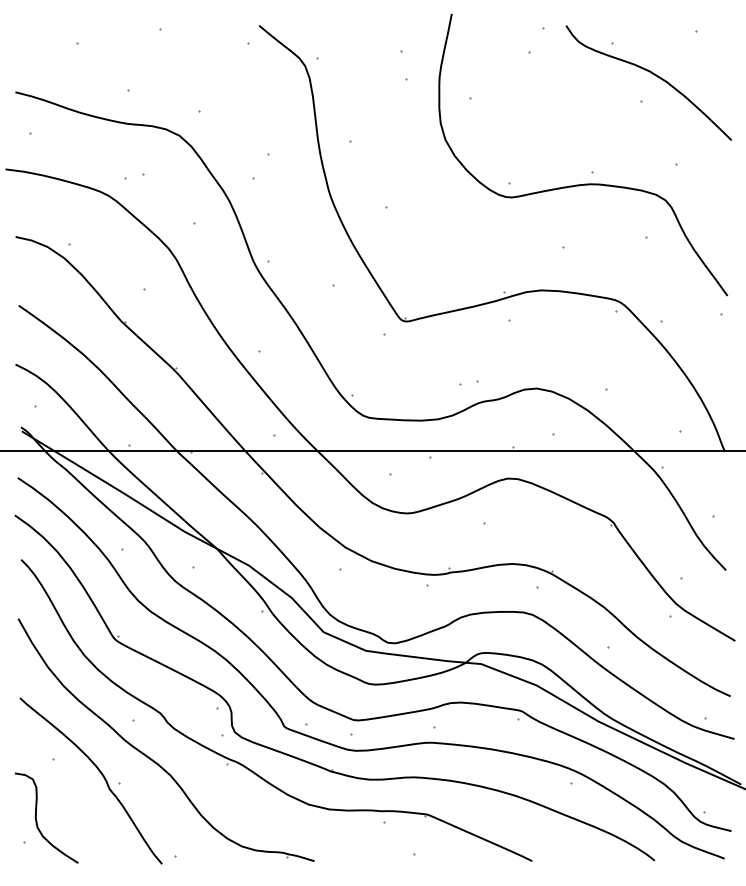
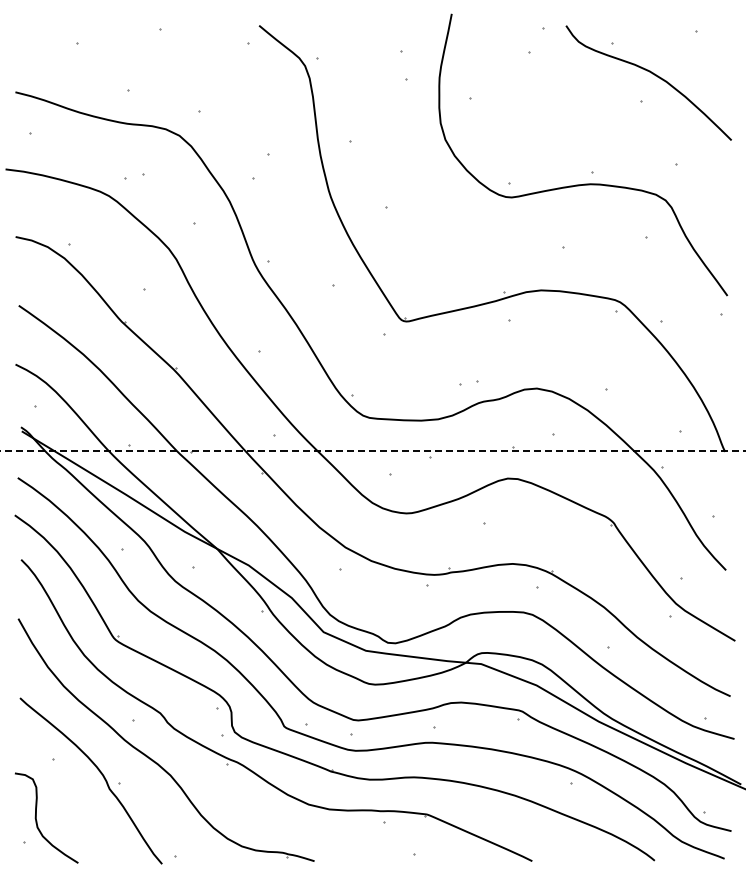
line: solid -> dashed (372, 451)
